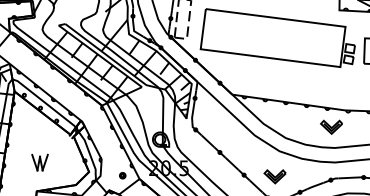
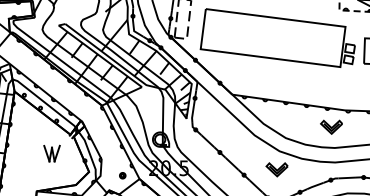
line: solid -> dashed (349, 10)
part position: (39, 162) -> (51, 153) (51, 153)
part position: (274, 176) -> (276, 169) (276, 169)
